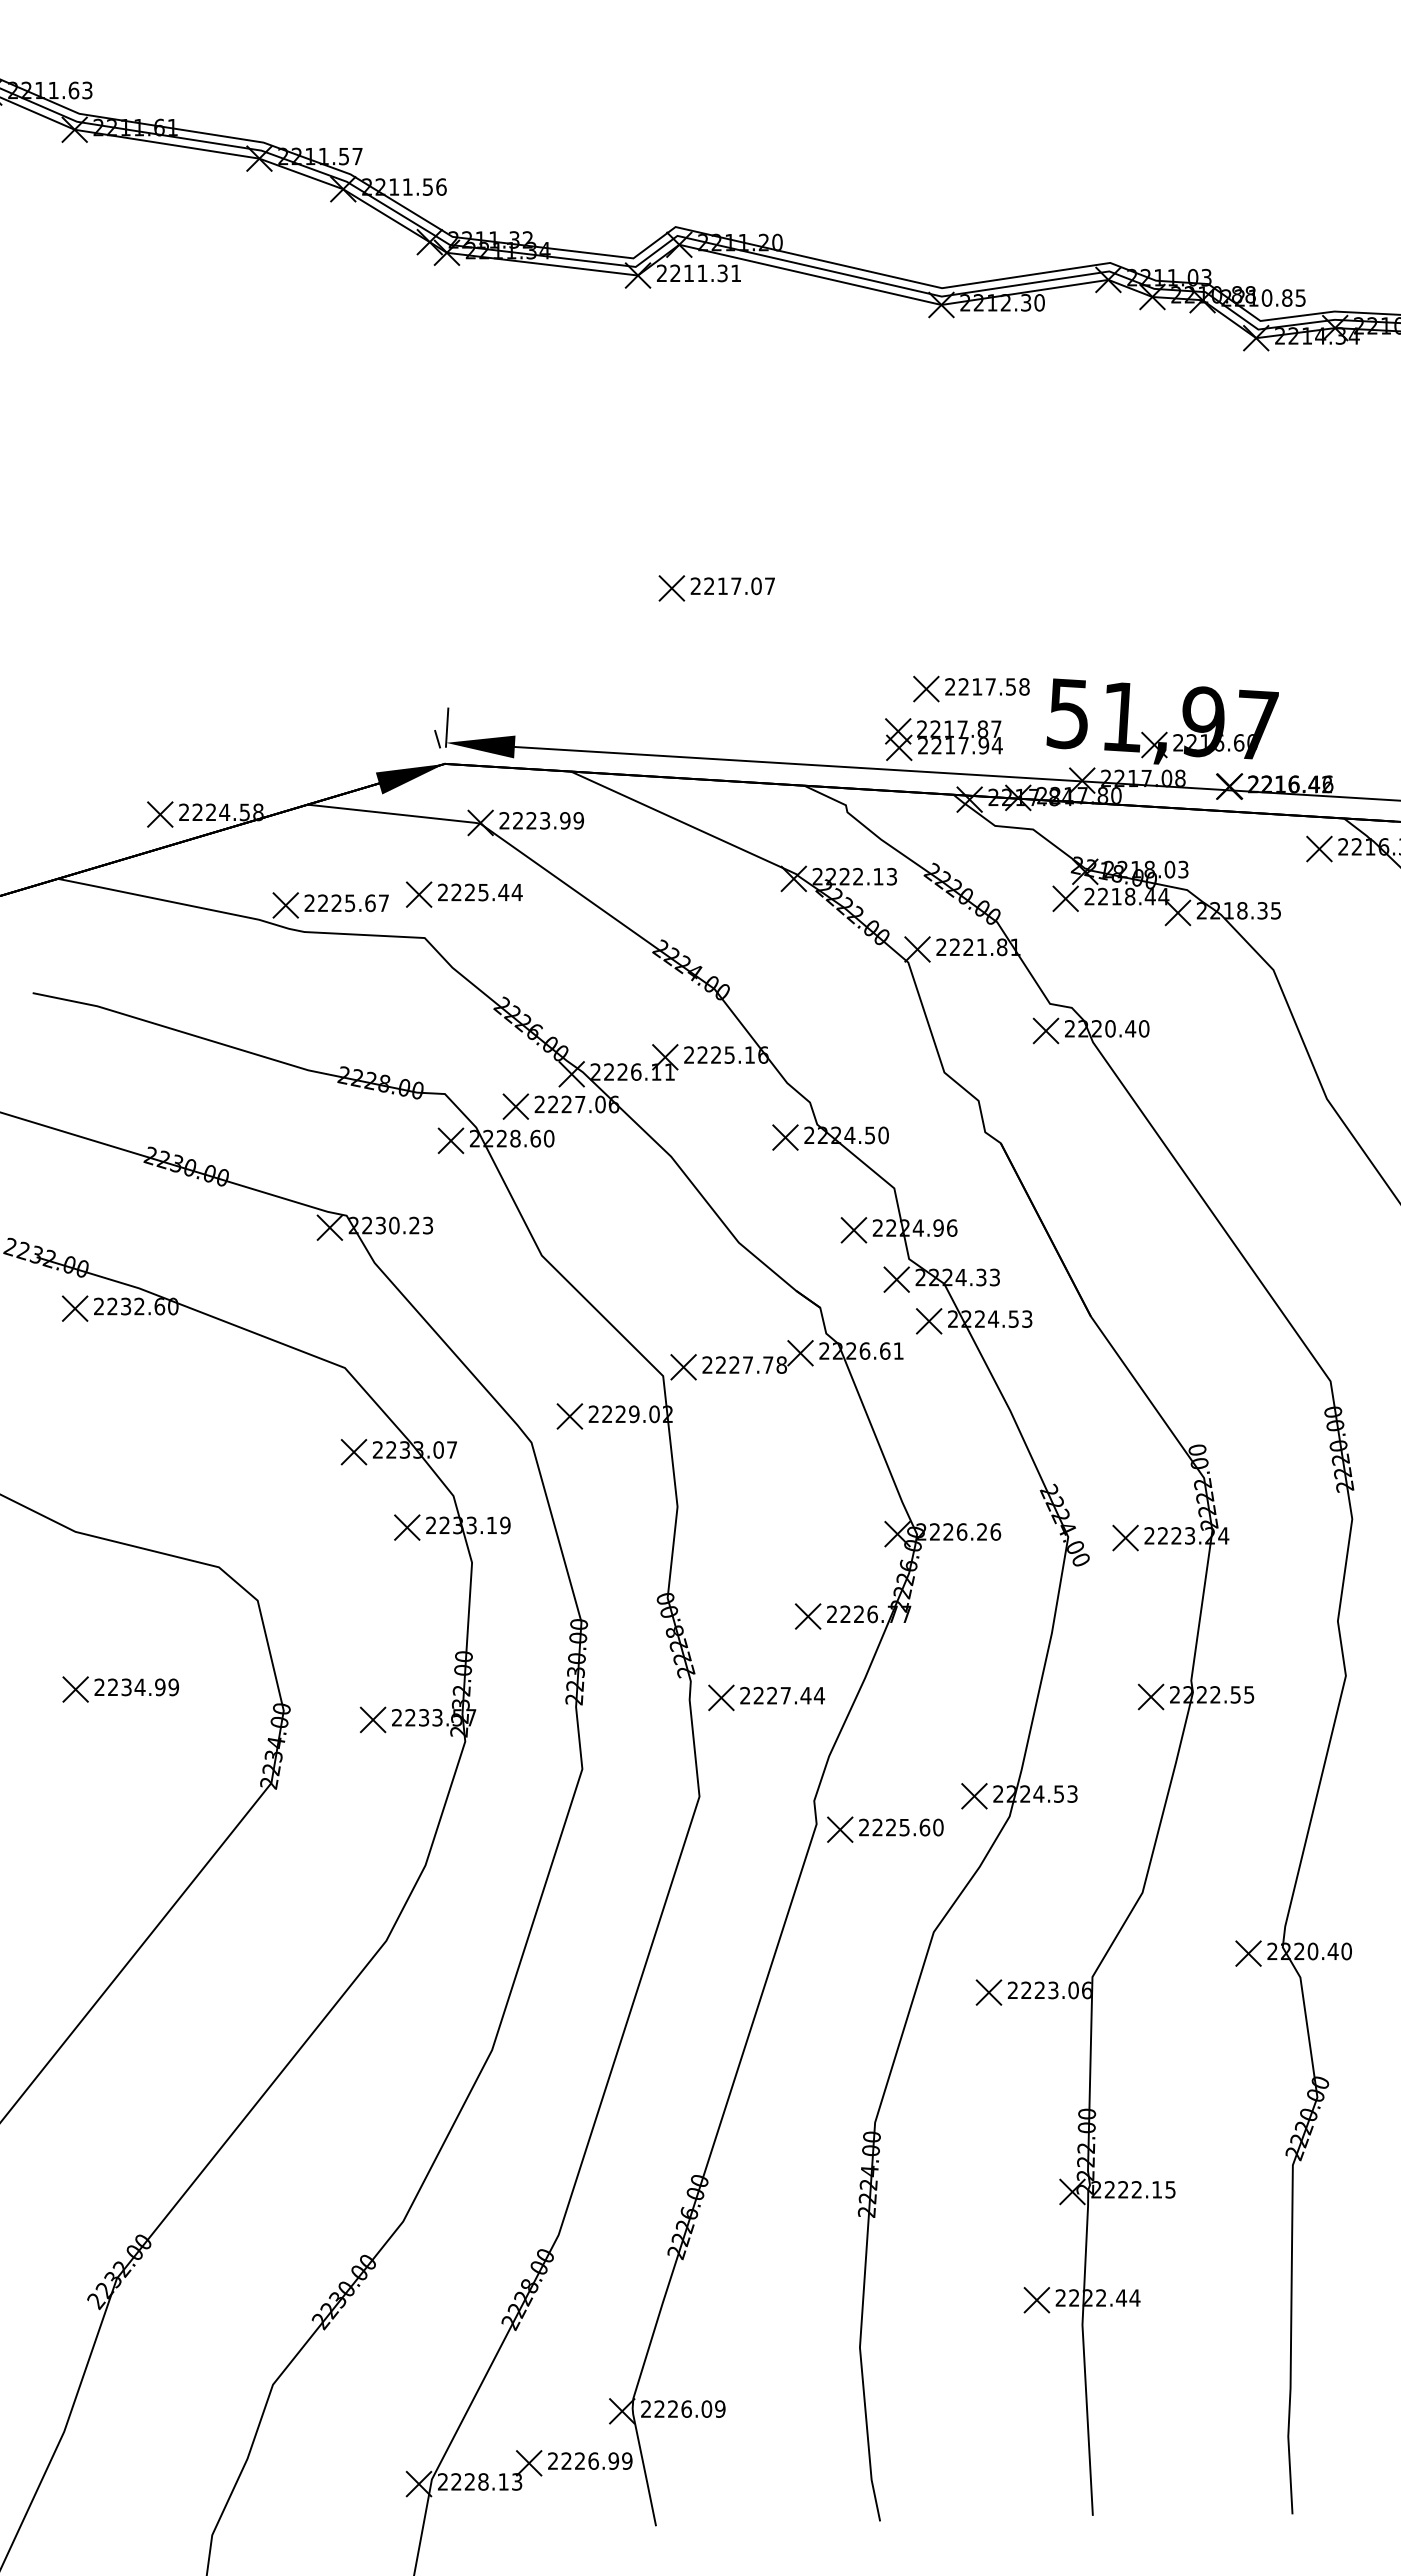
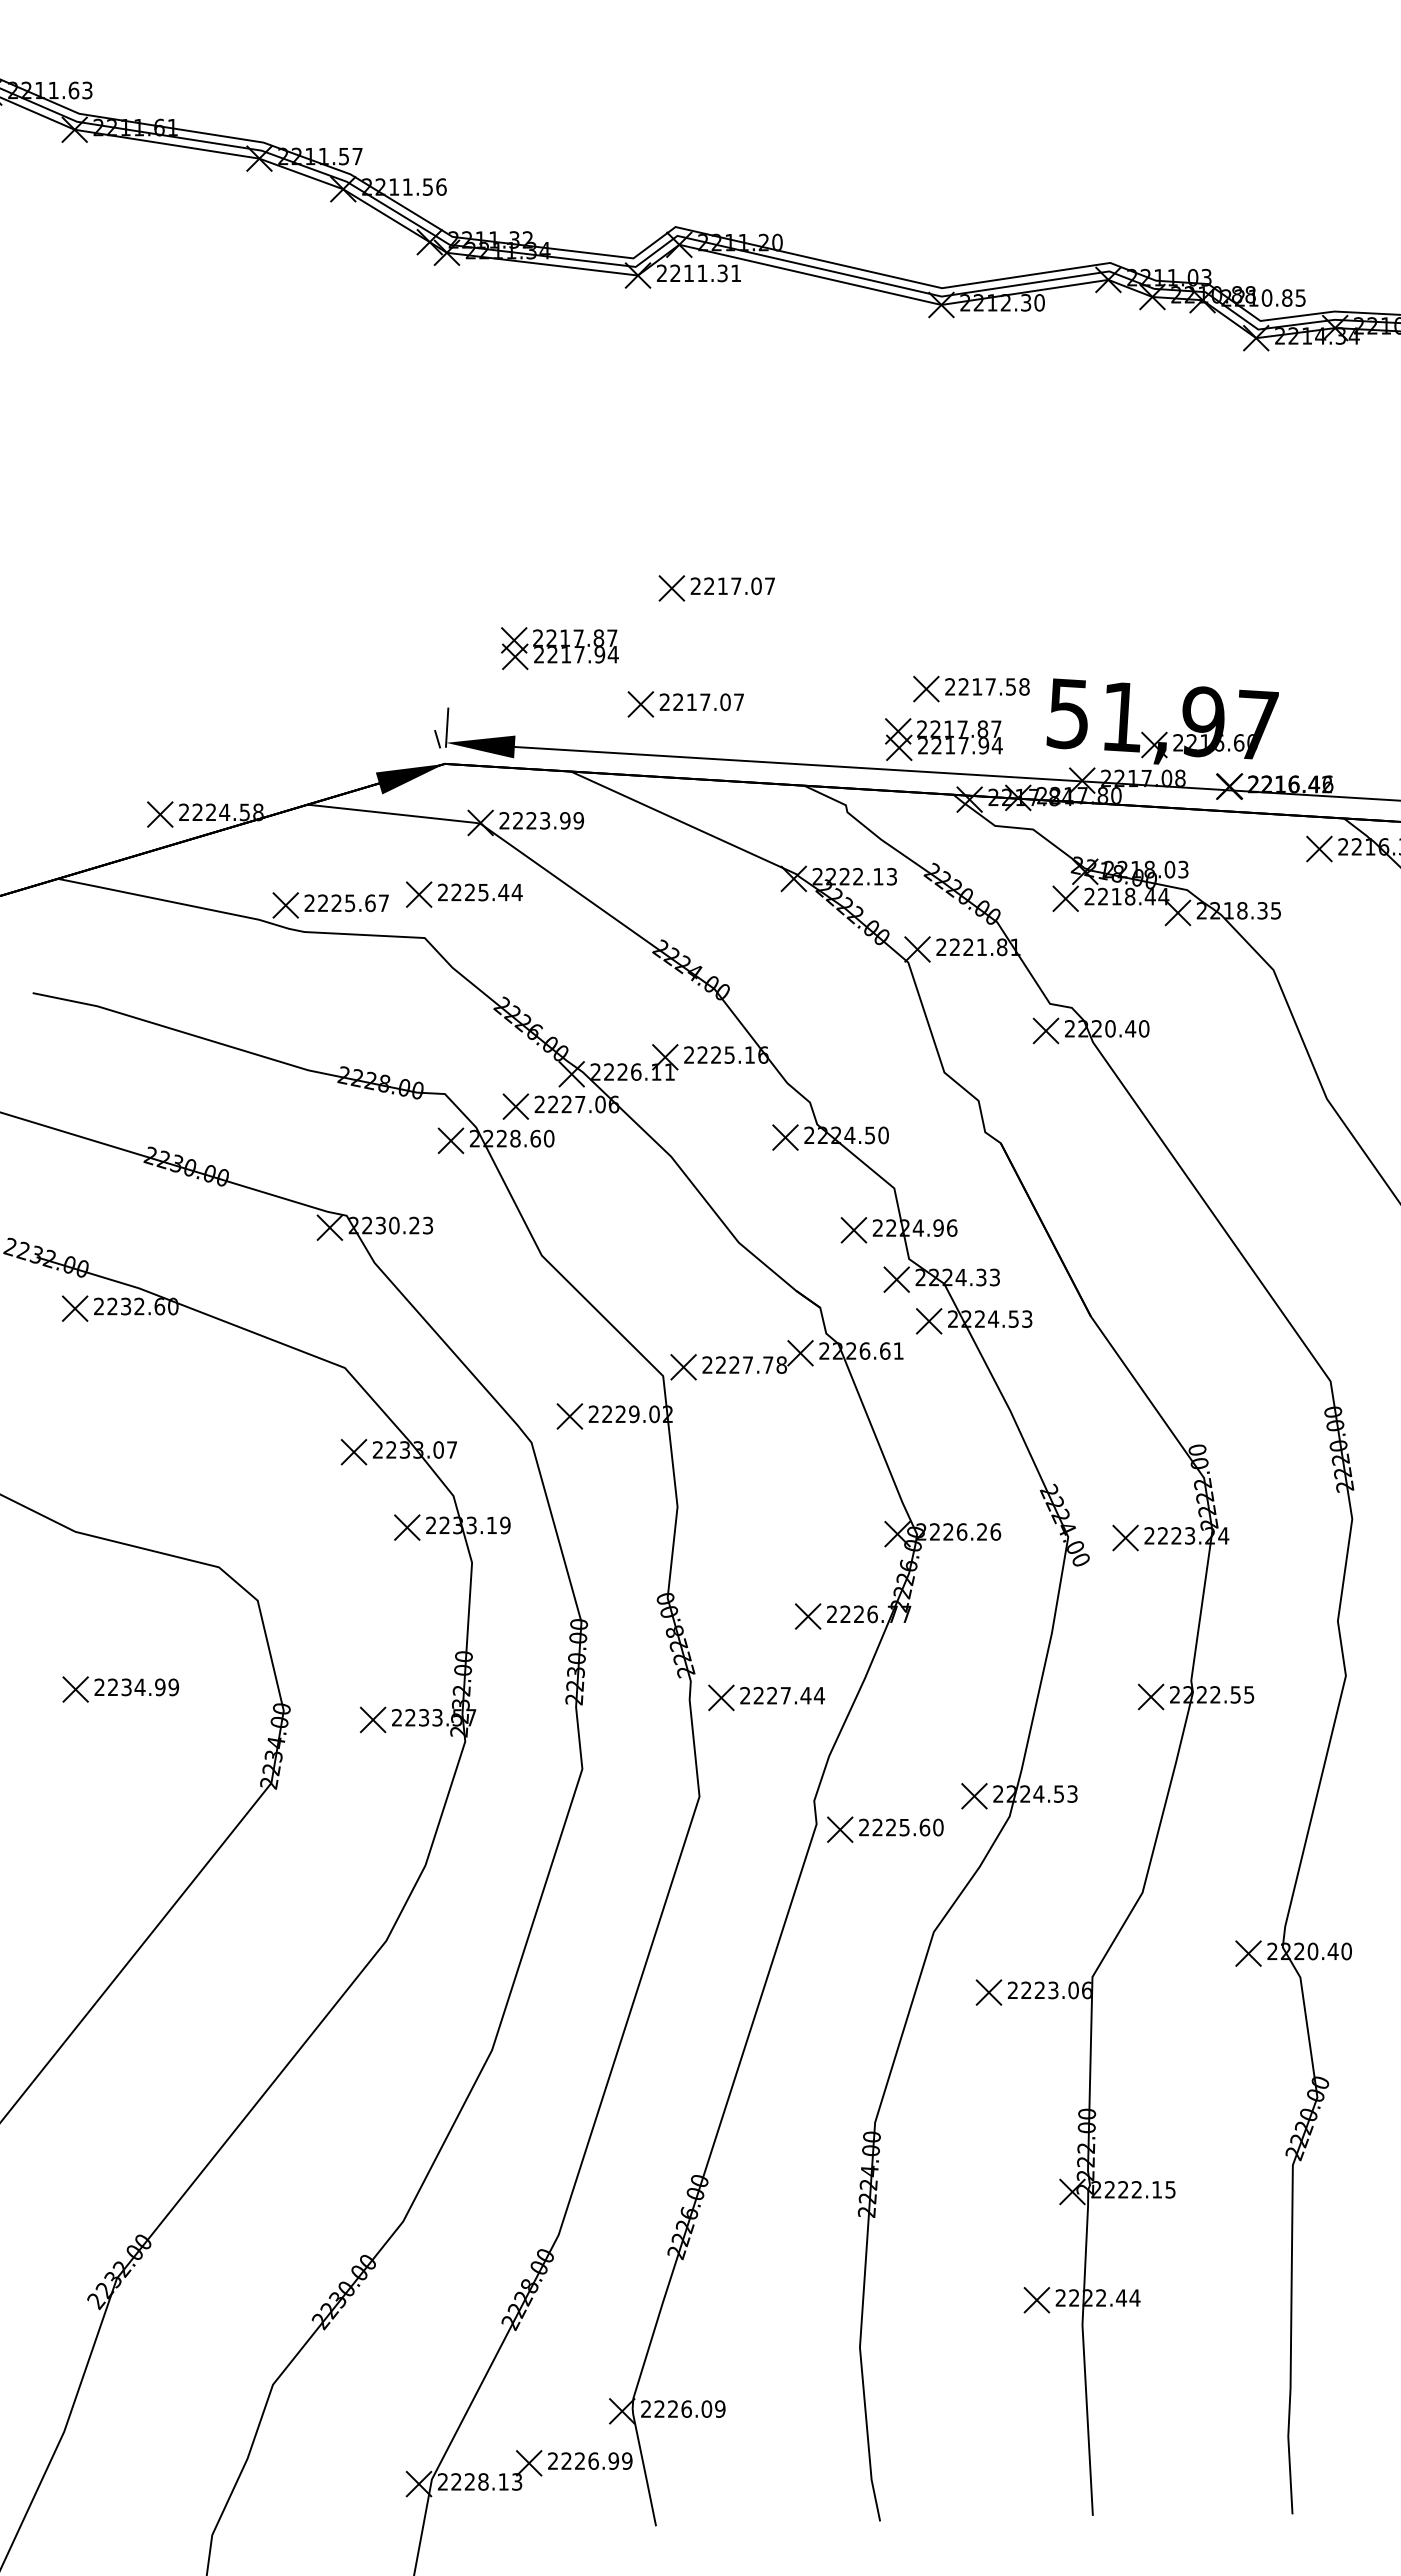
part: none -> present (559, 648)
part: none -> present (685, 704)
